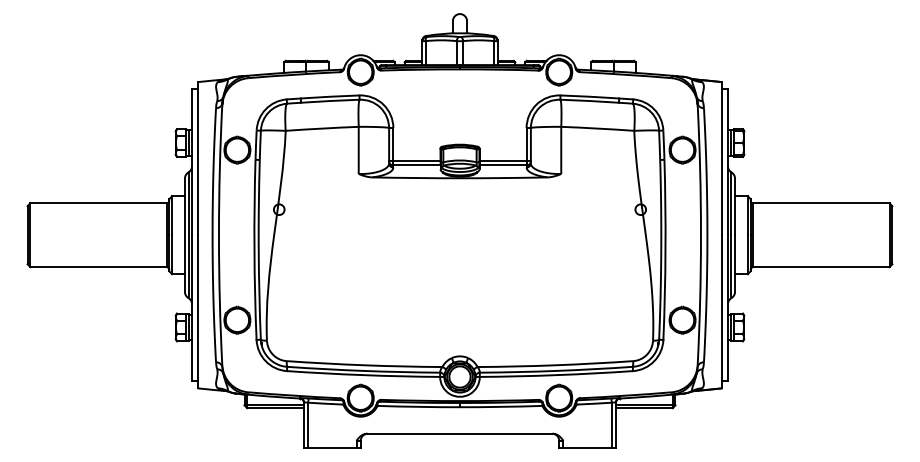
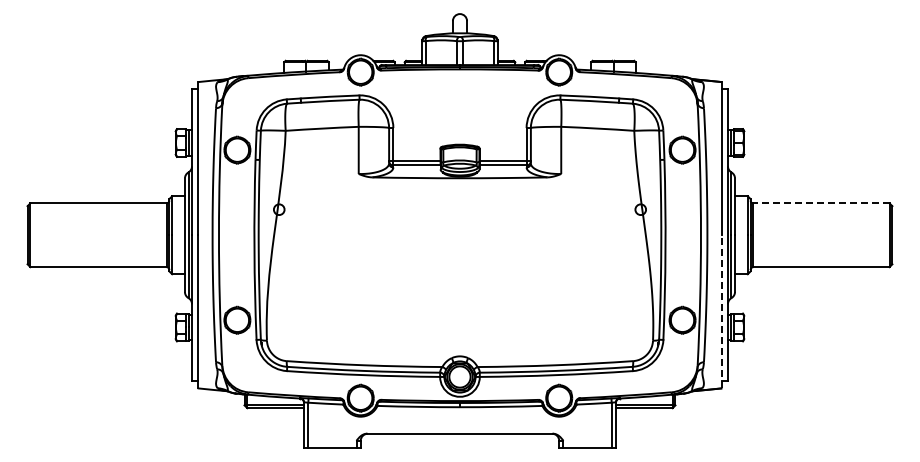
line: solid -> dashed (821, 203)
line: solid -> dashed (722, 311)
